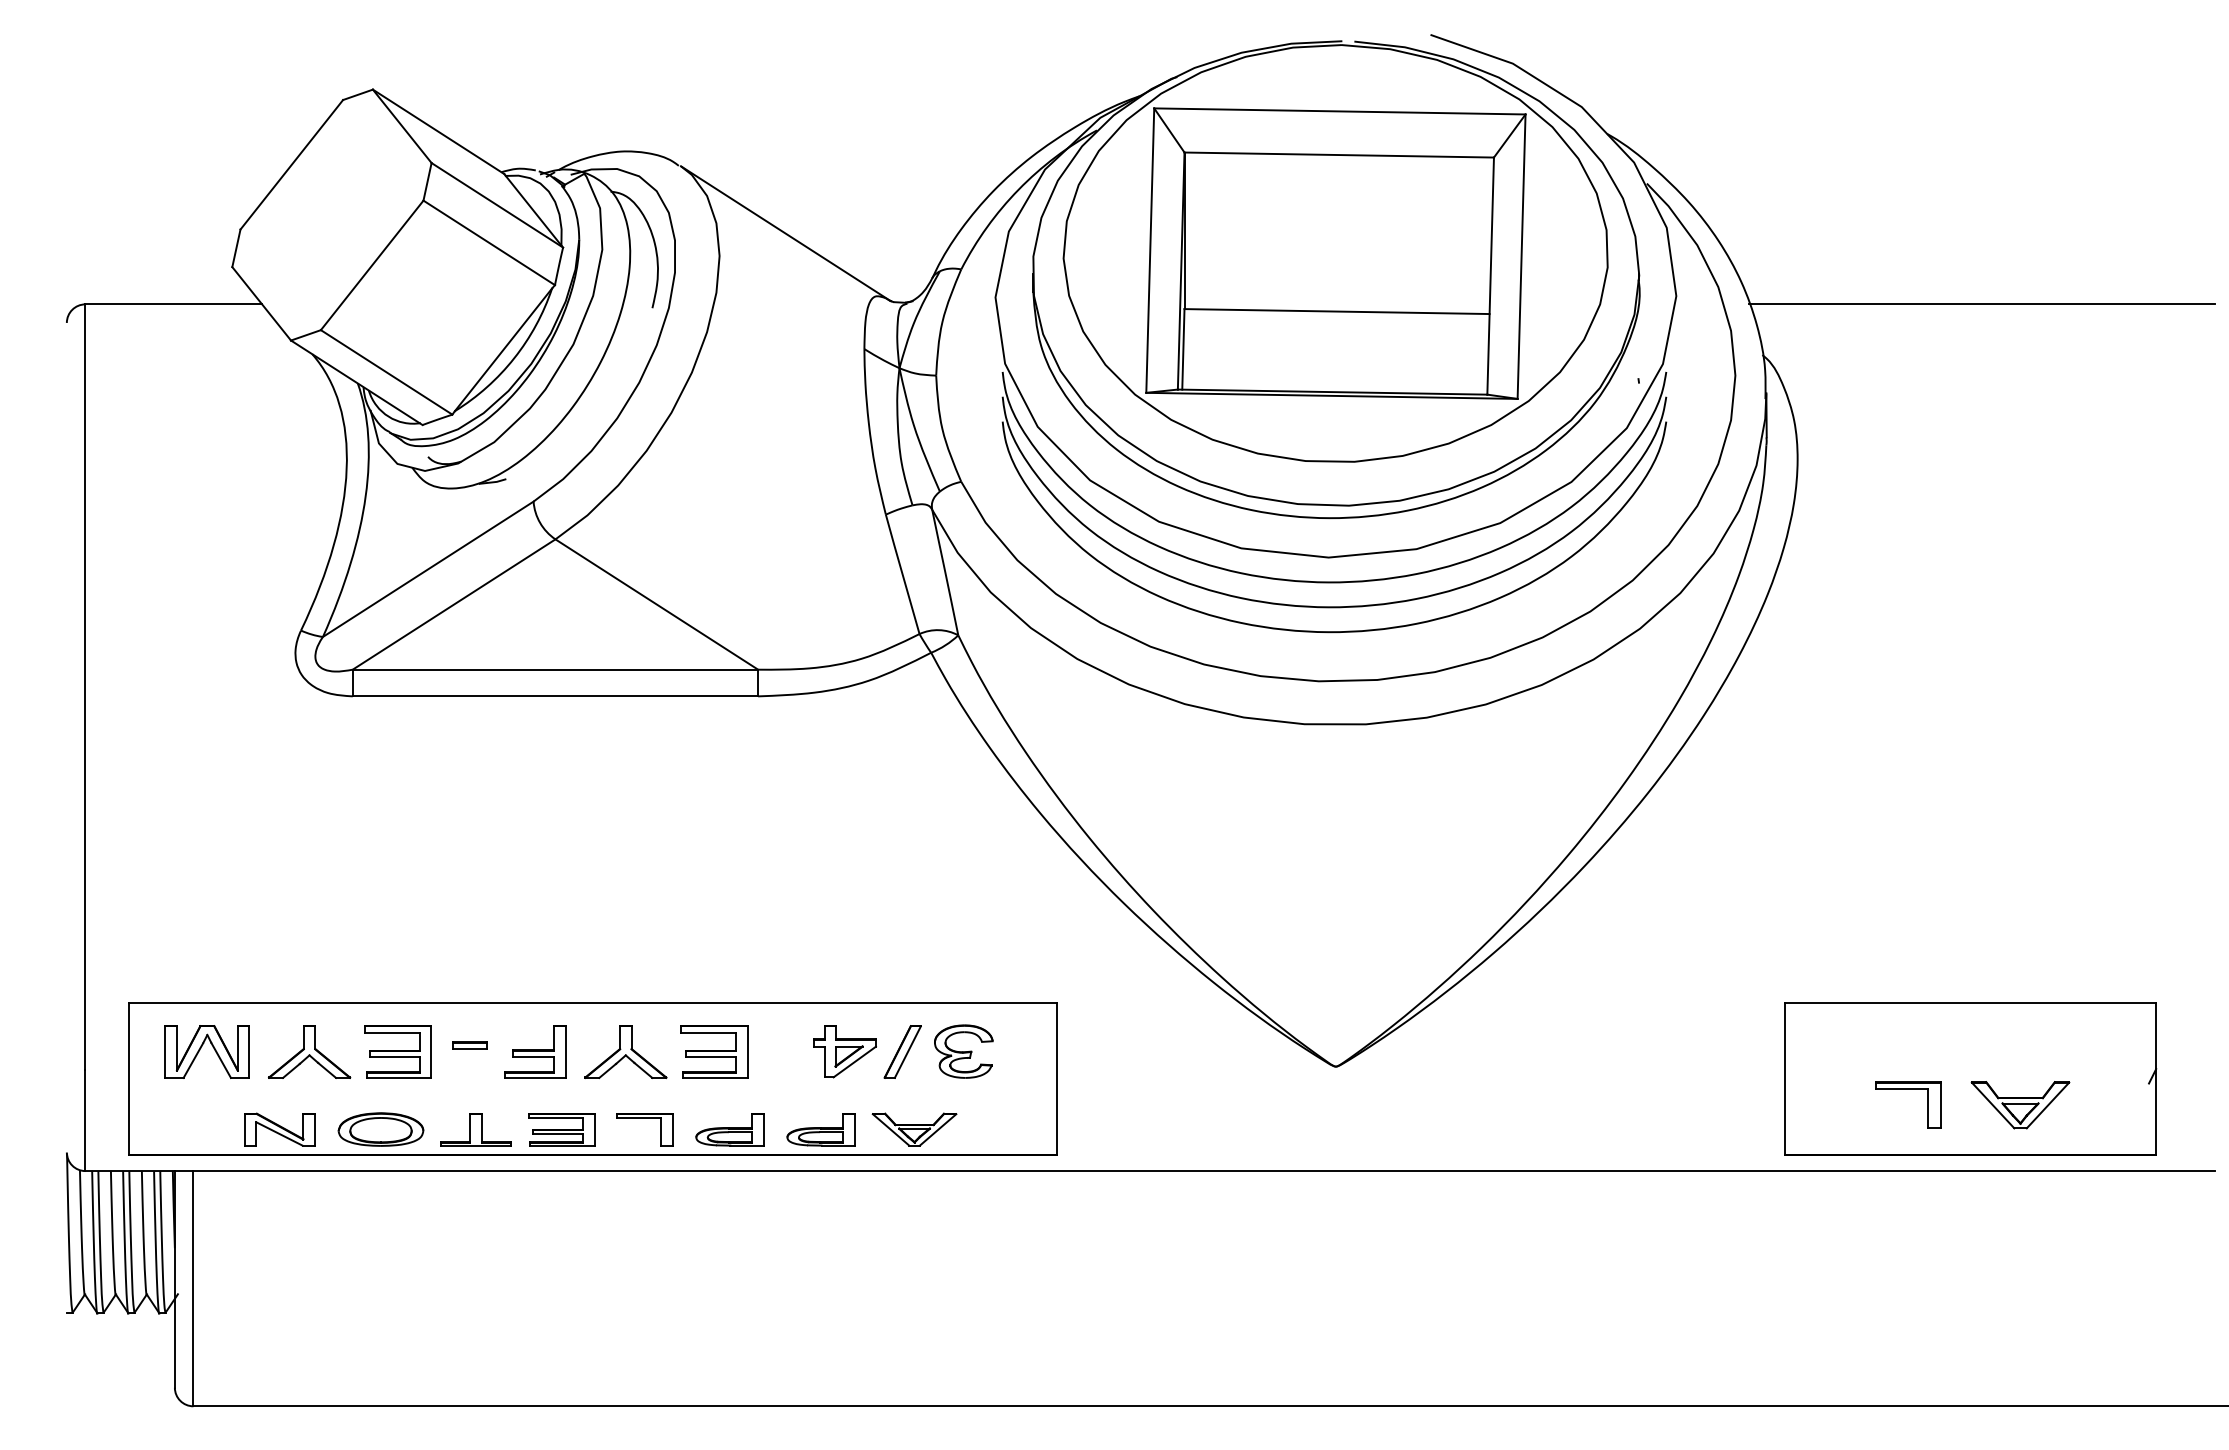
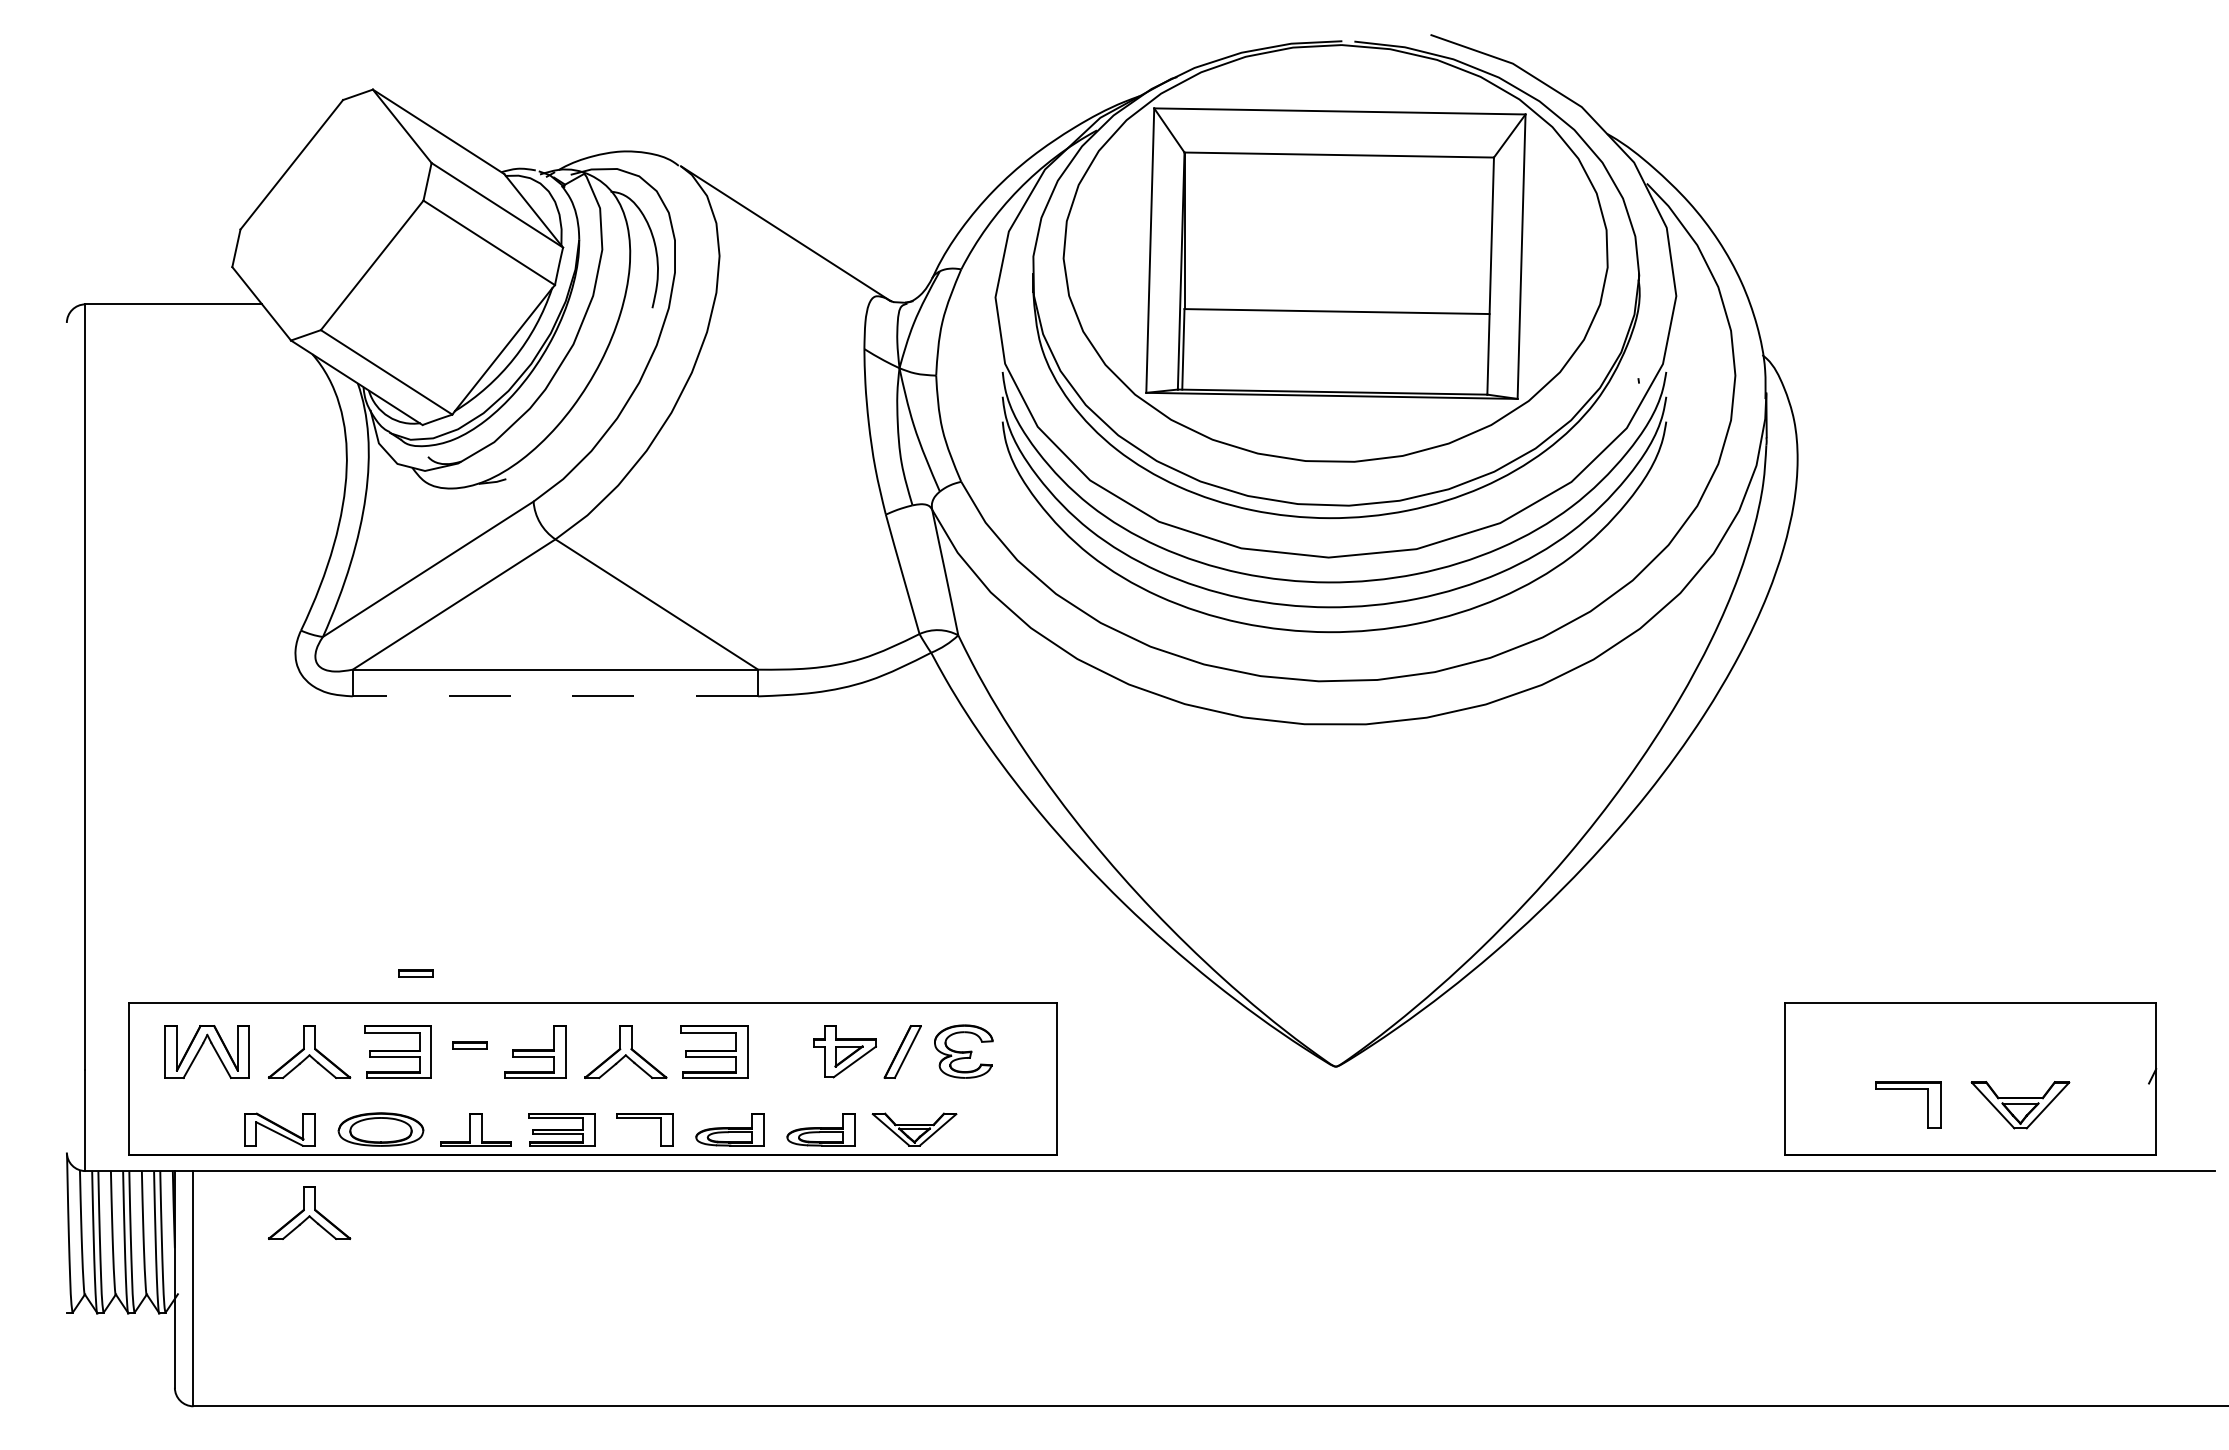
line: present -> none (1981, 304)
line: solid -> dashed (555, 696)
part: none -> present (415, 973)
part: none -> present (309, 1212)
